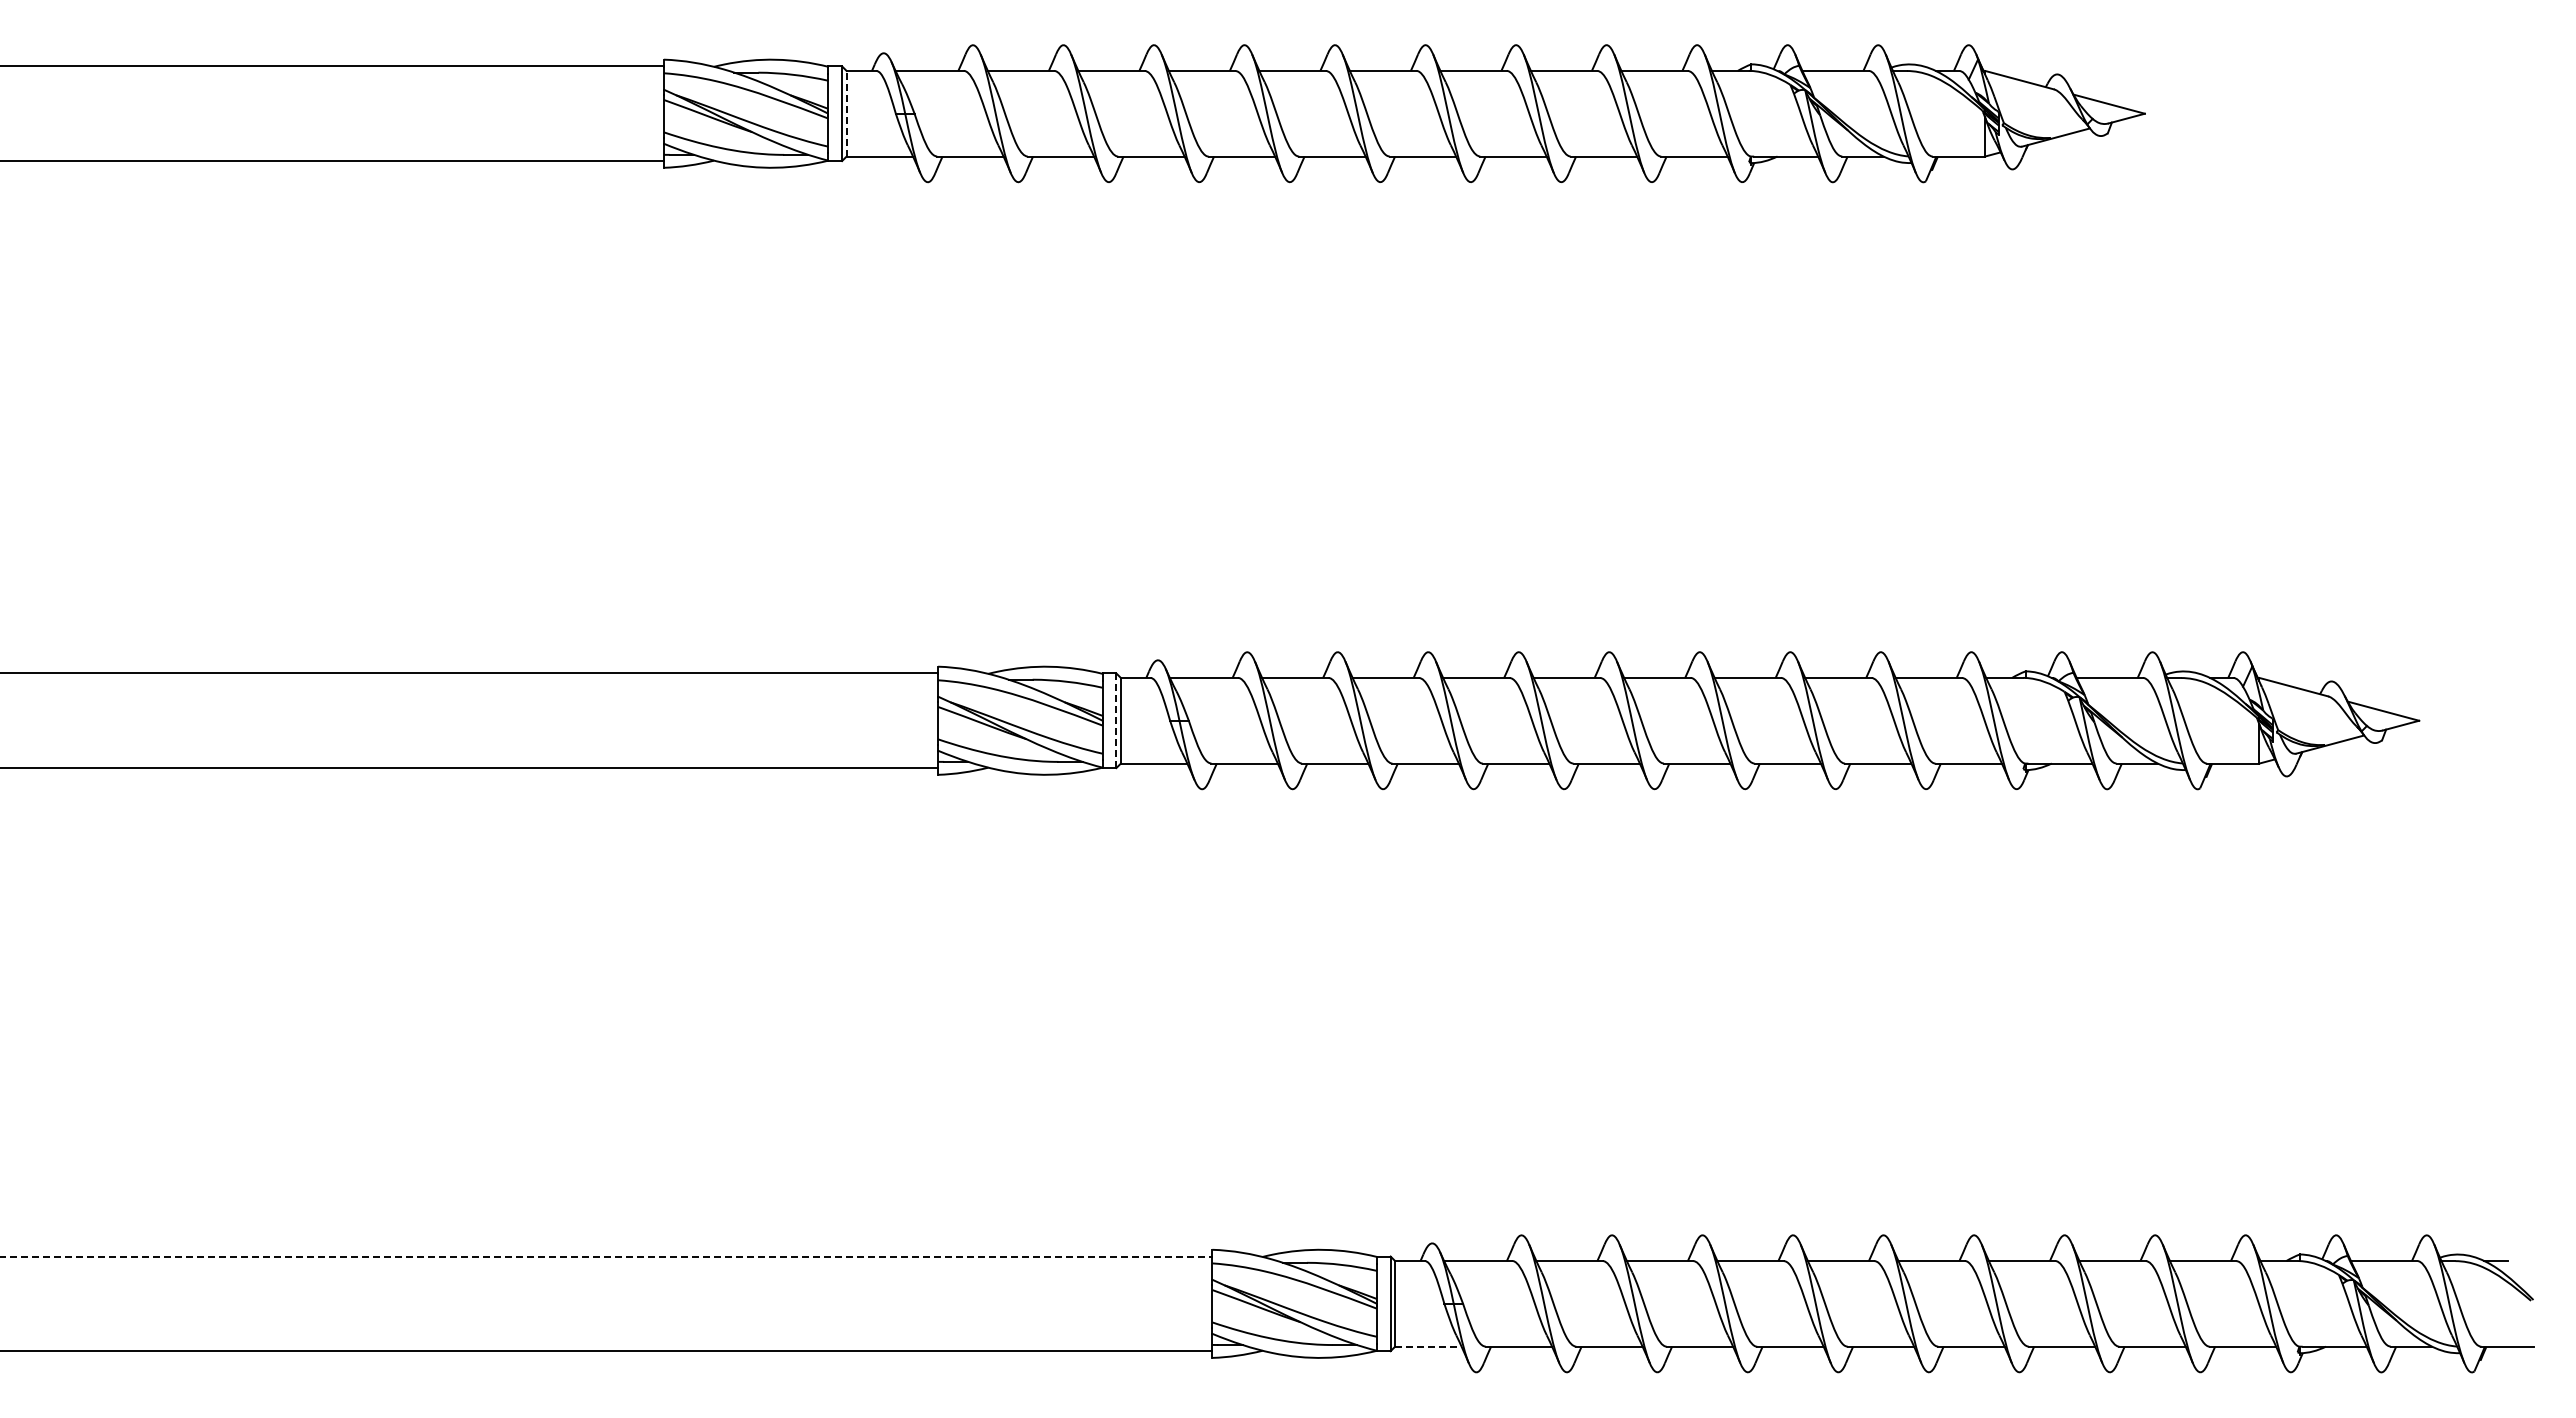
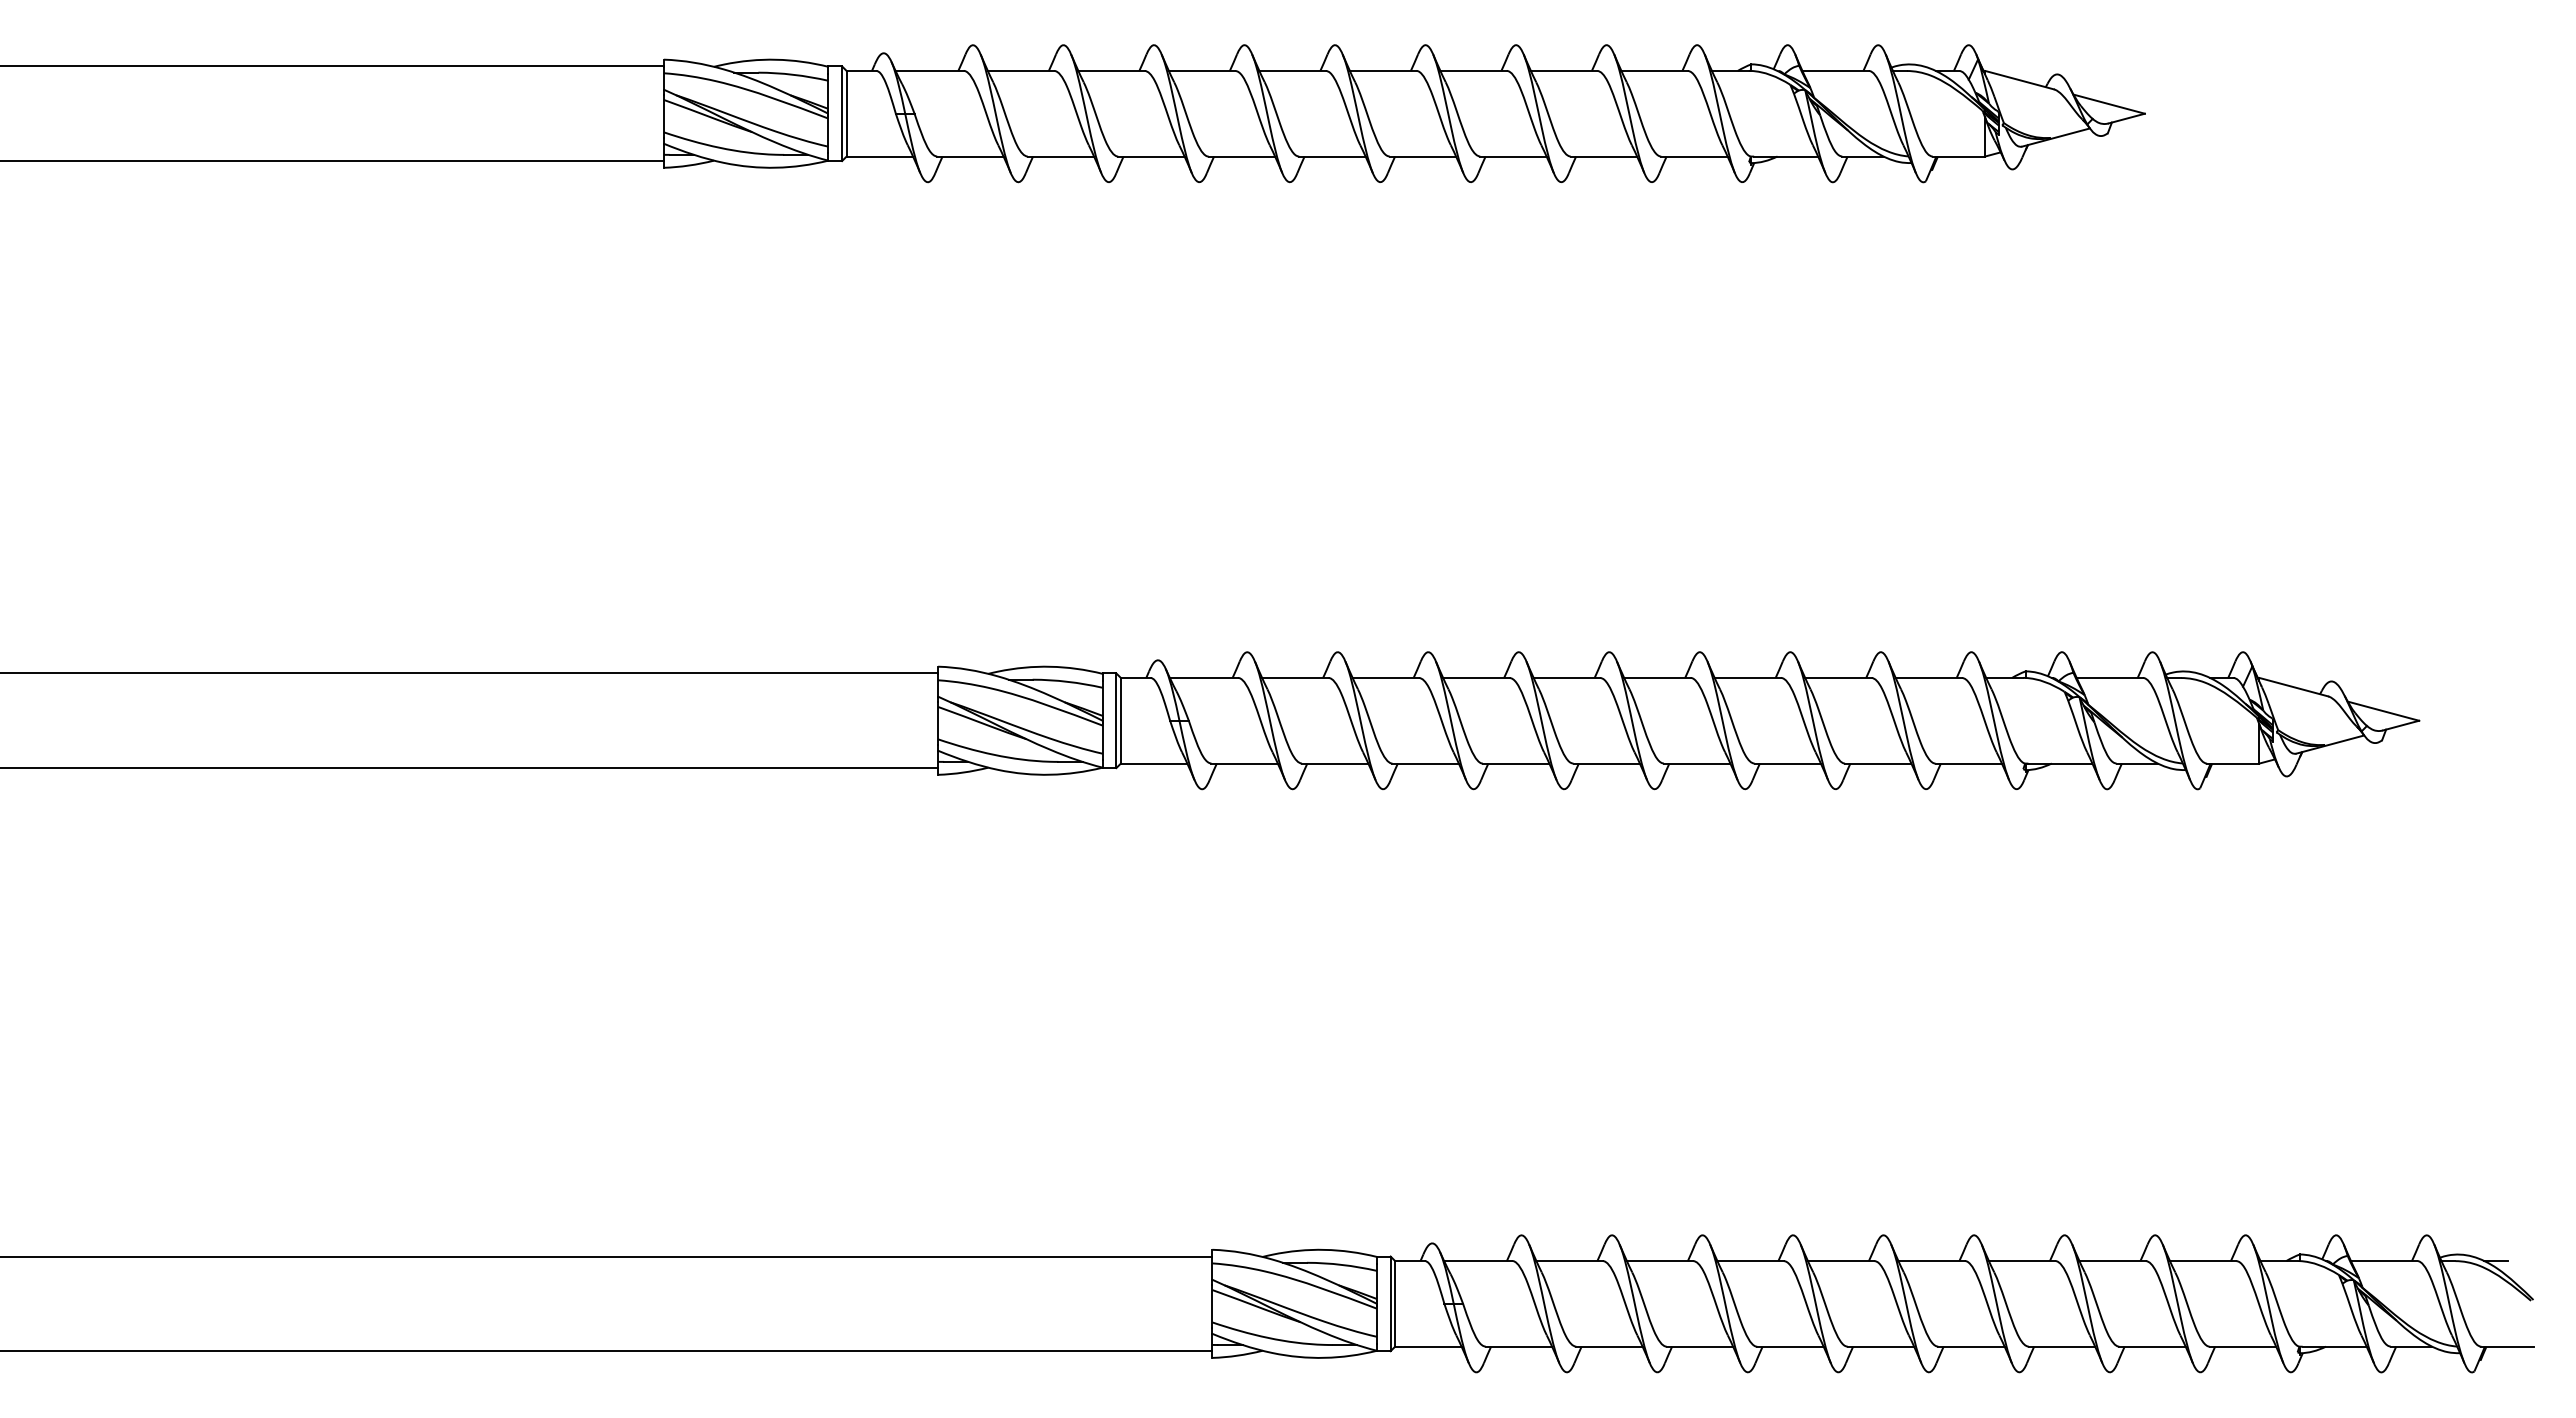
line: dashed -> solid (846, 113)
line: dashed -> solid (1116, 720)
line: dashed -> solid (606, 1256)
line: dashed -> solid (1428, 1346)
